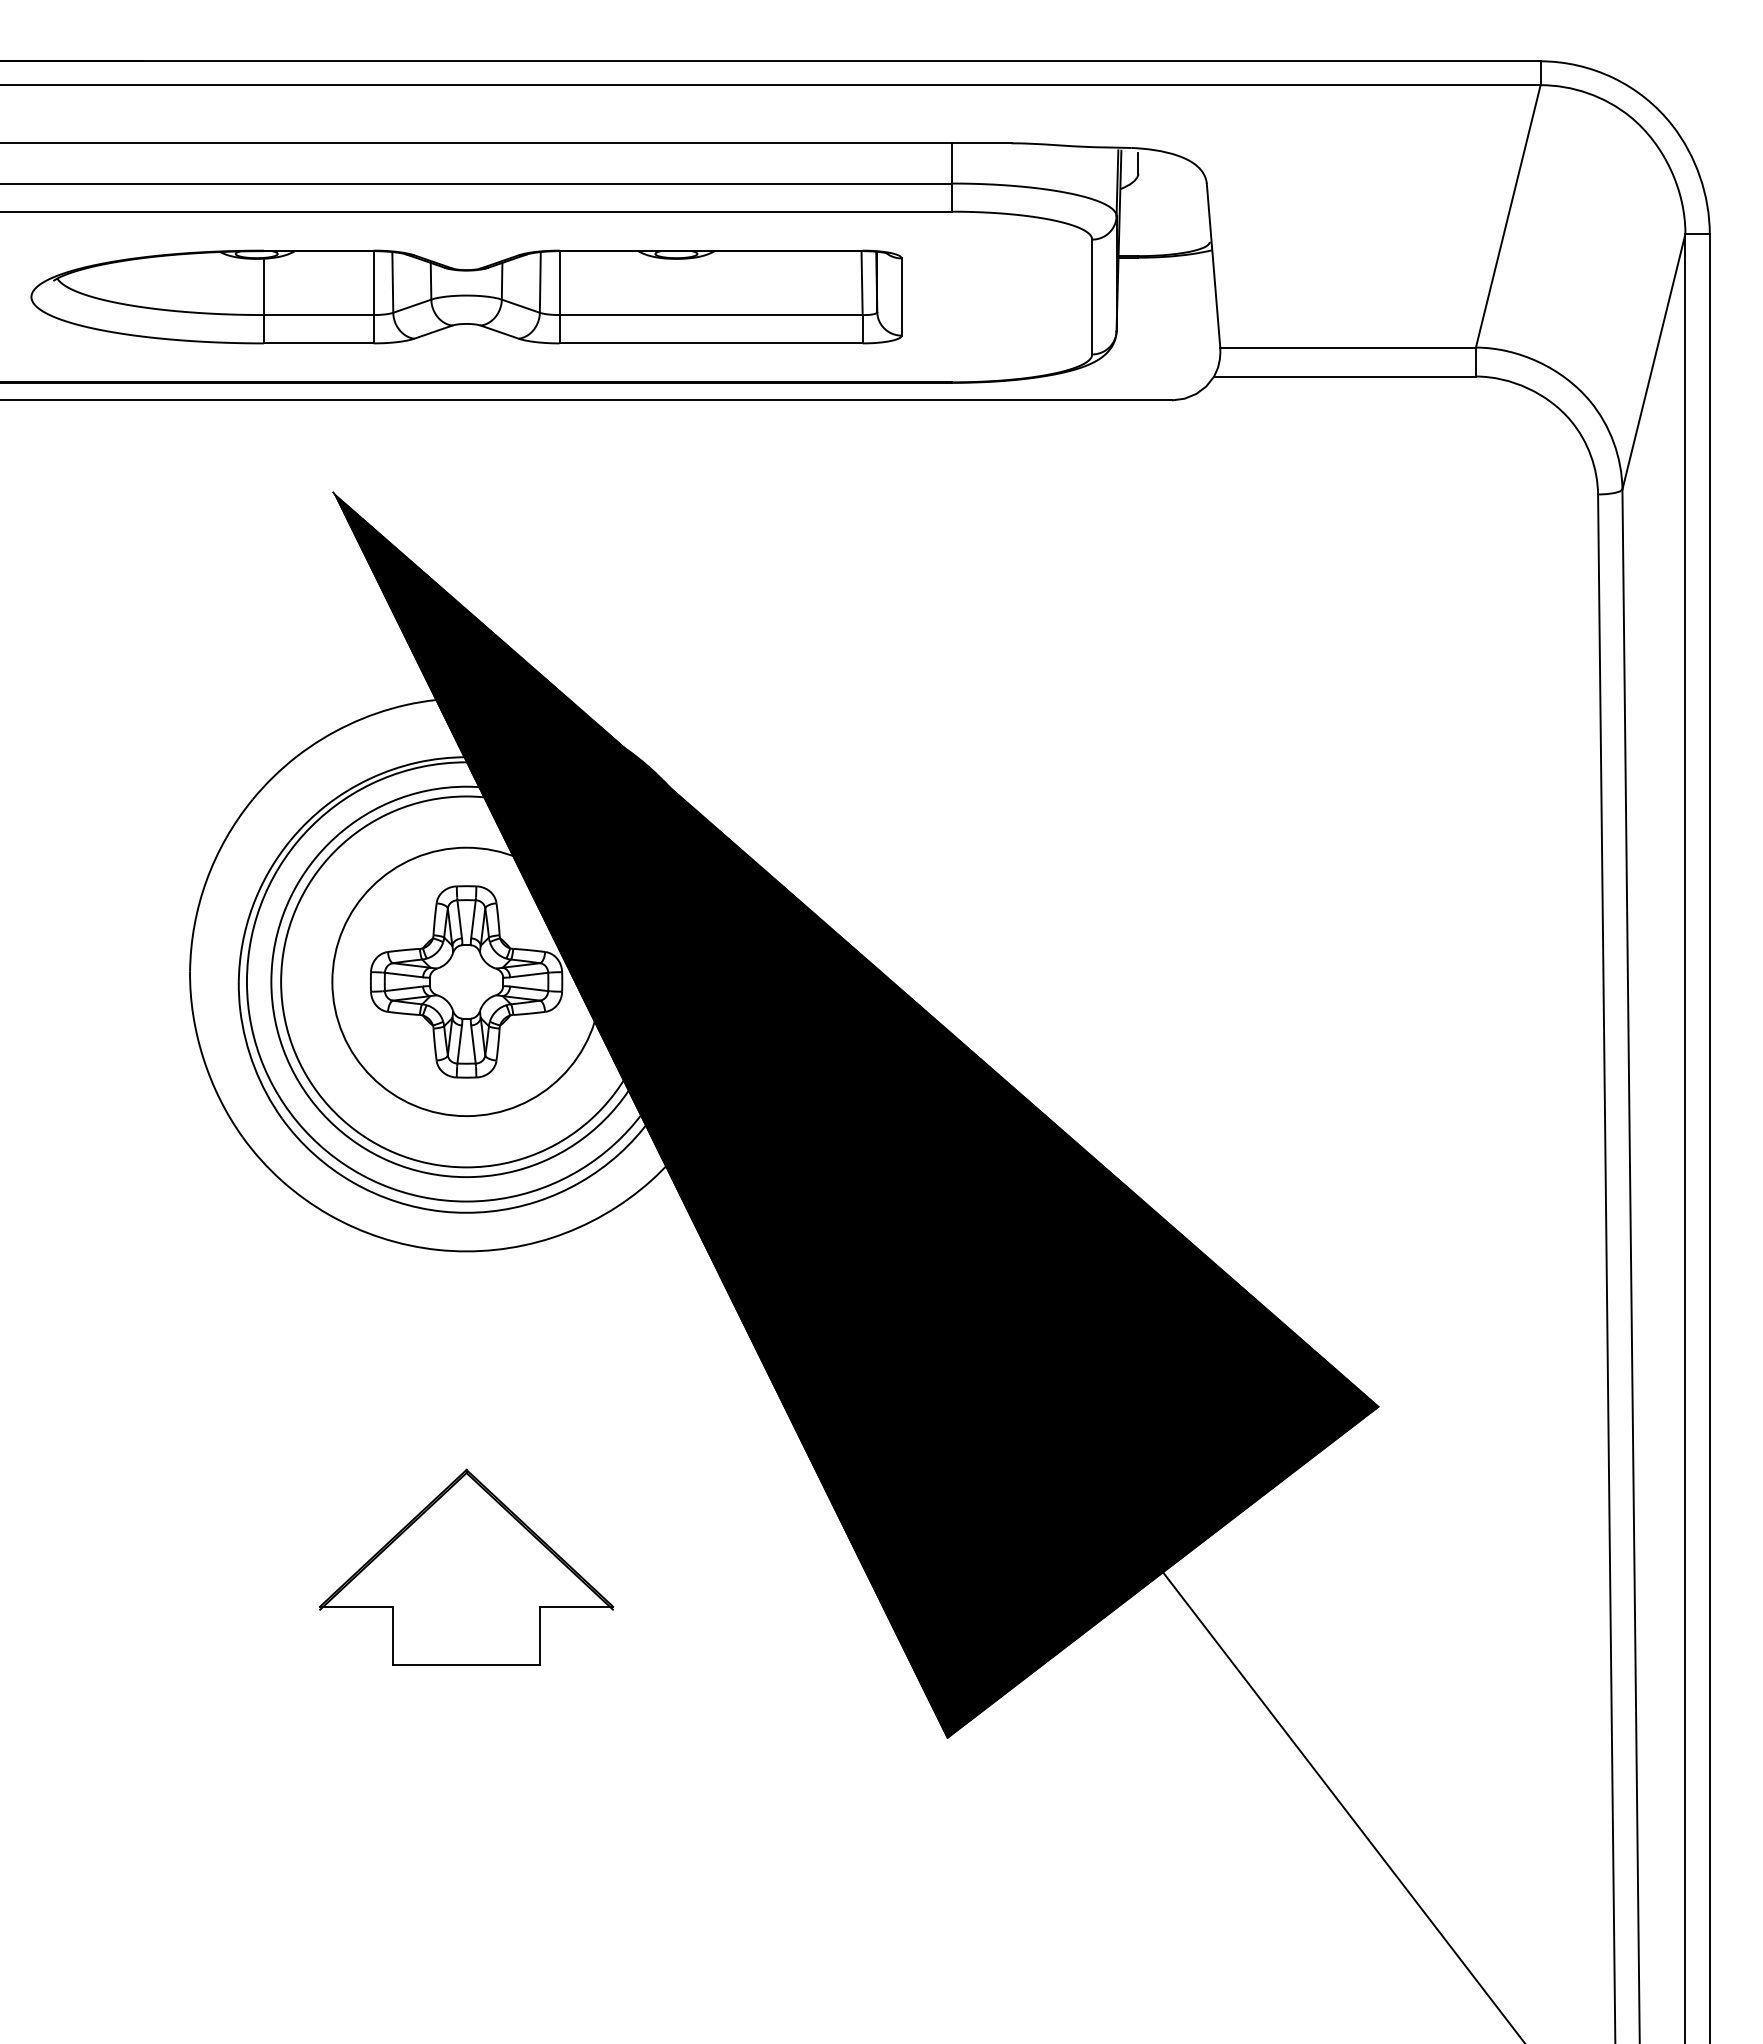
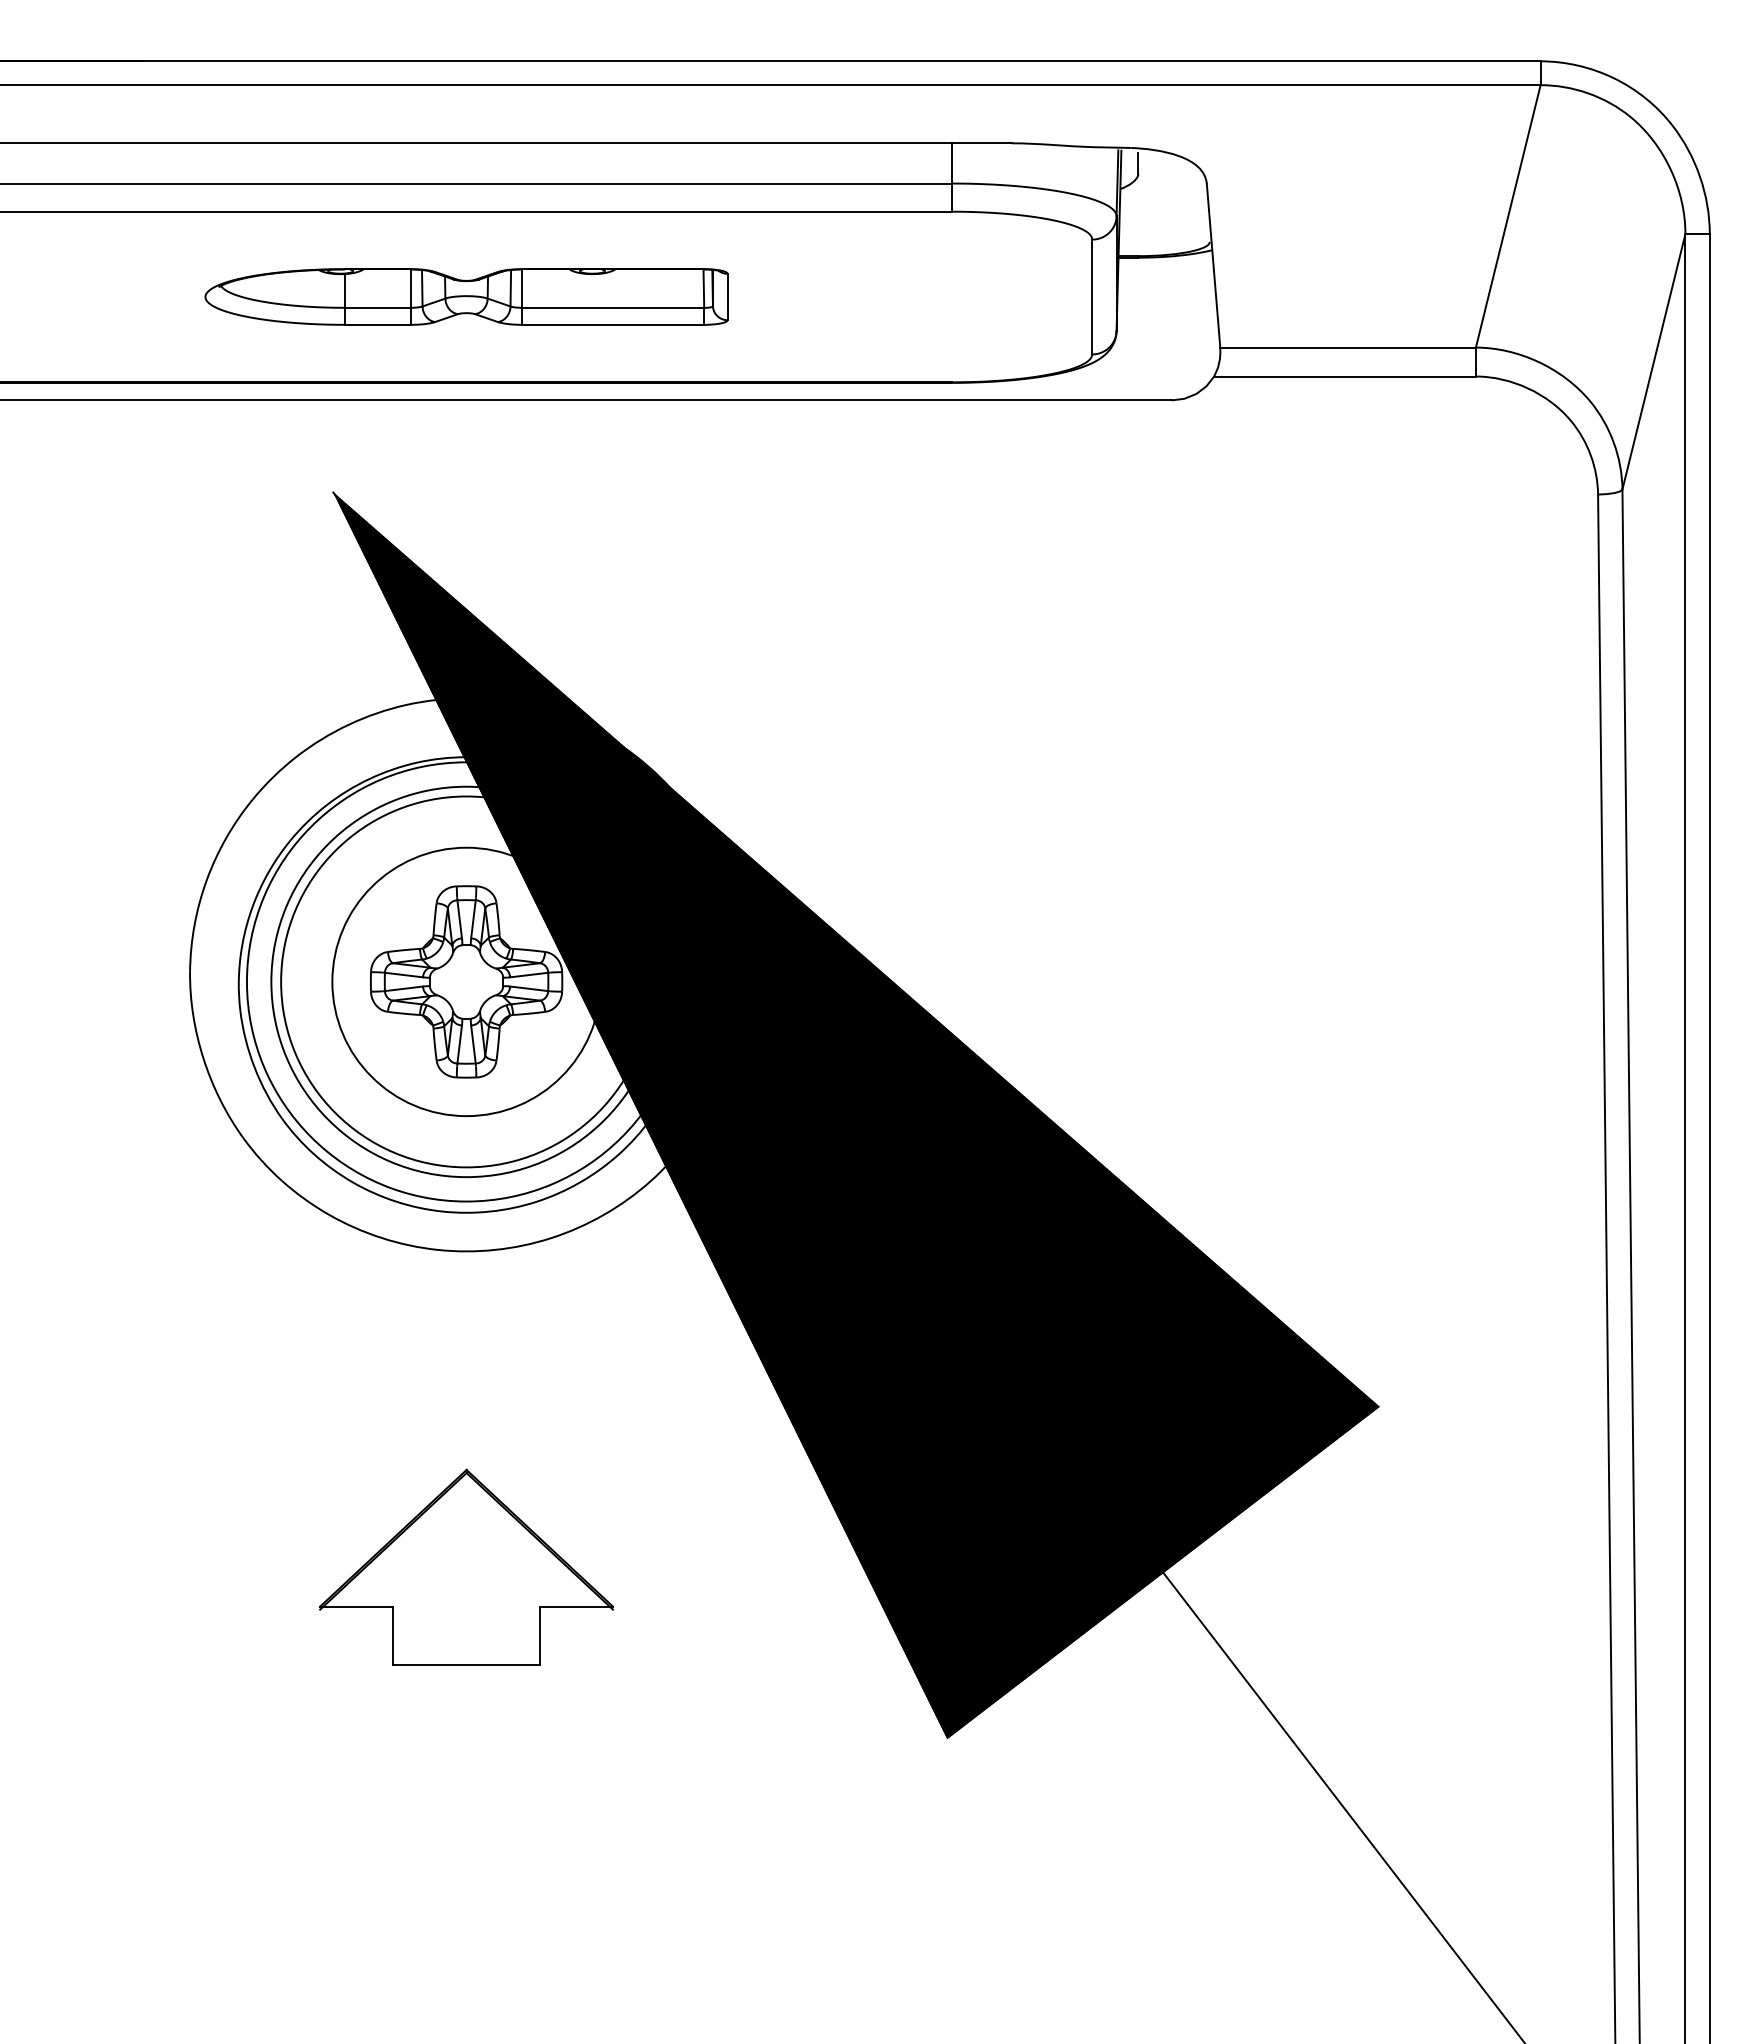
part size: 873x96 px -> 525x58 px (466, 296)
